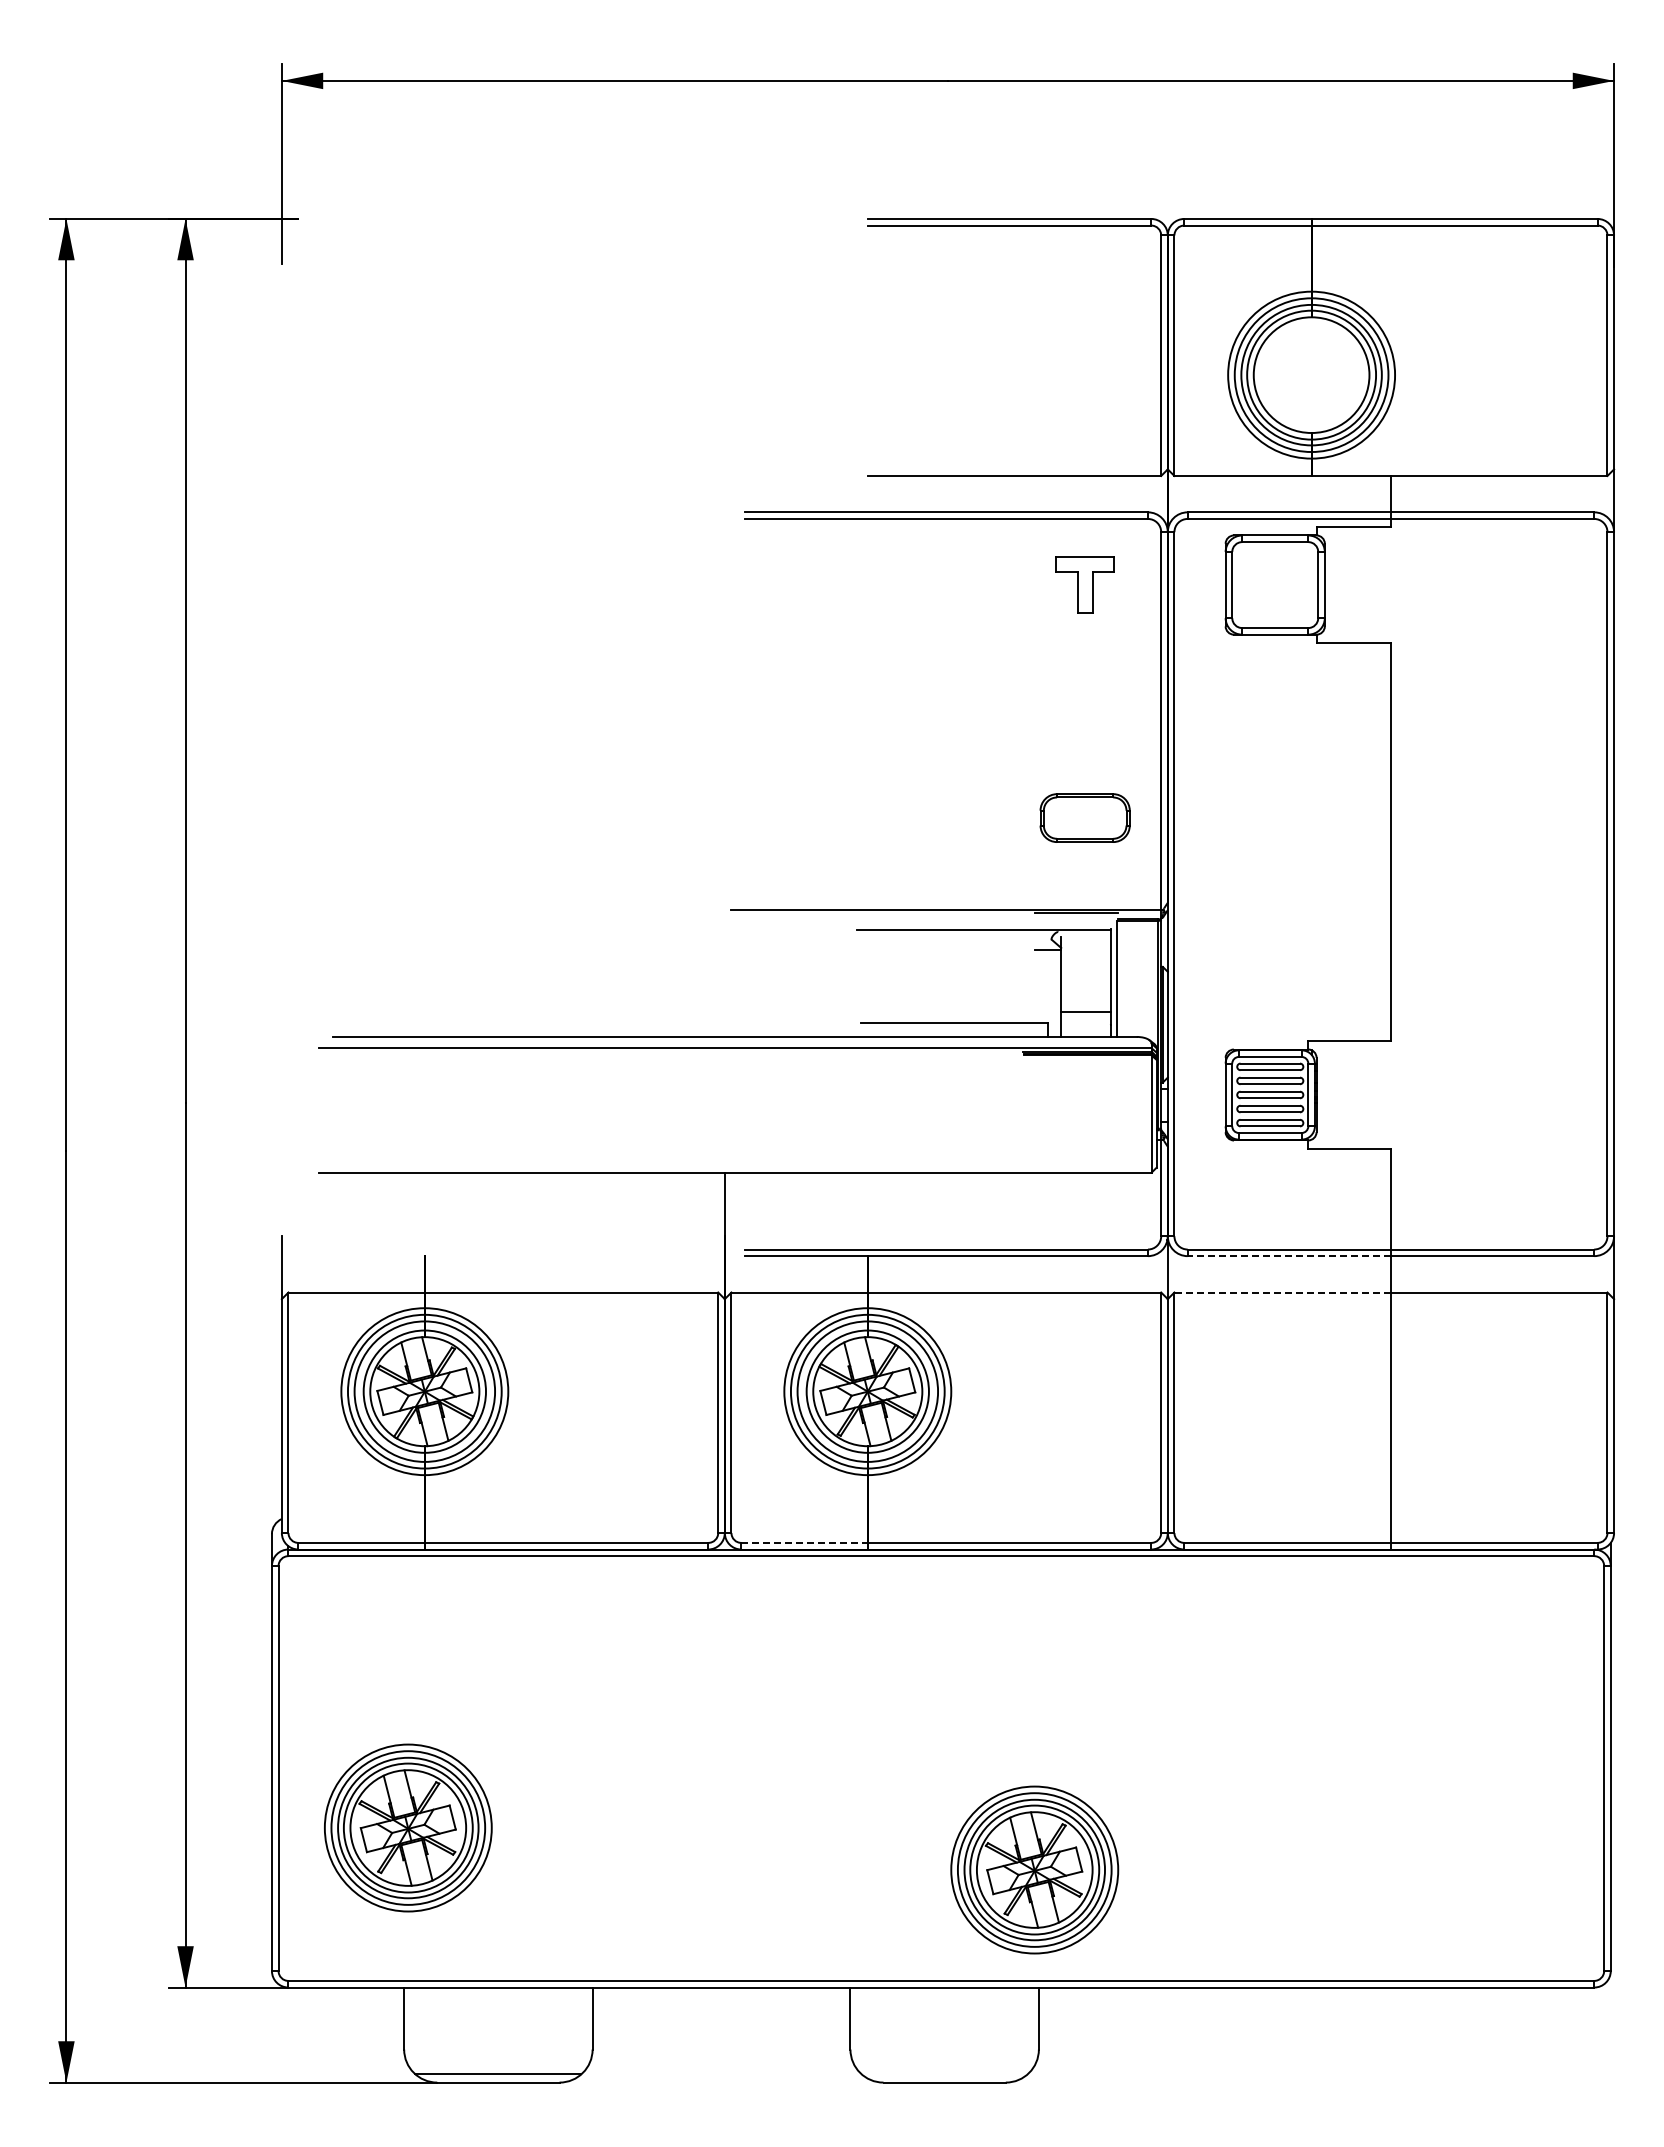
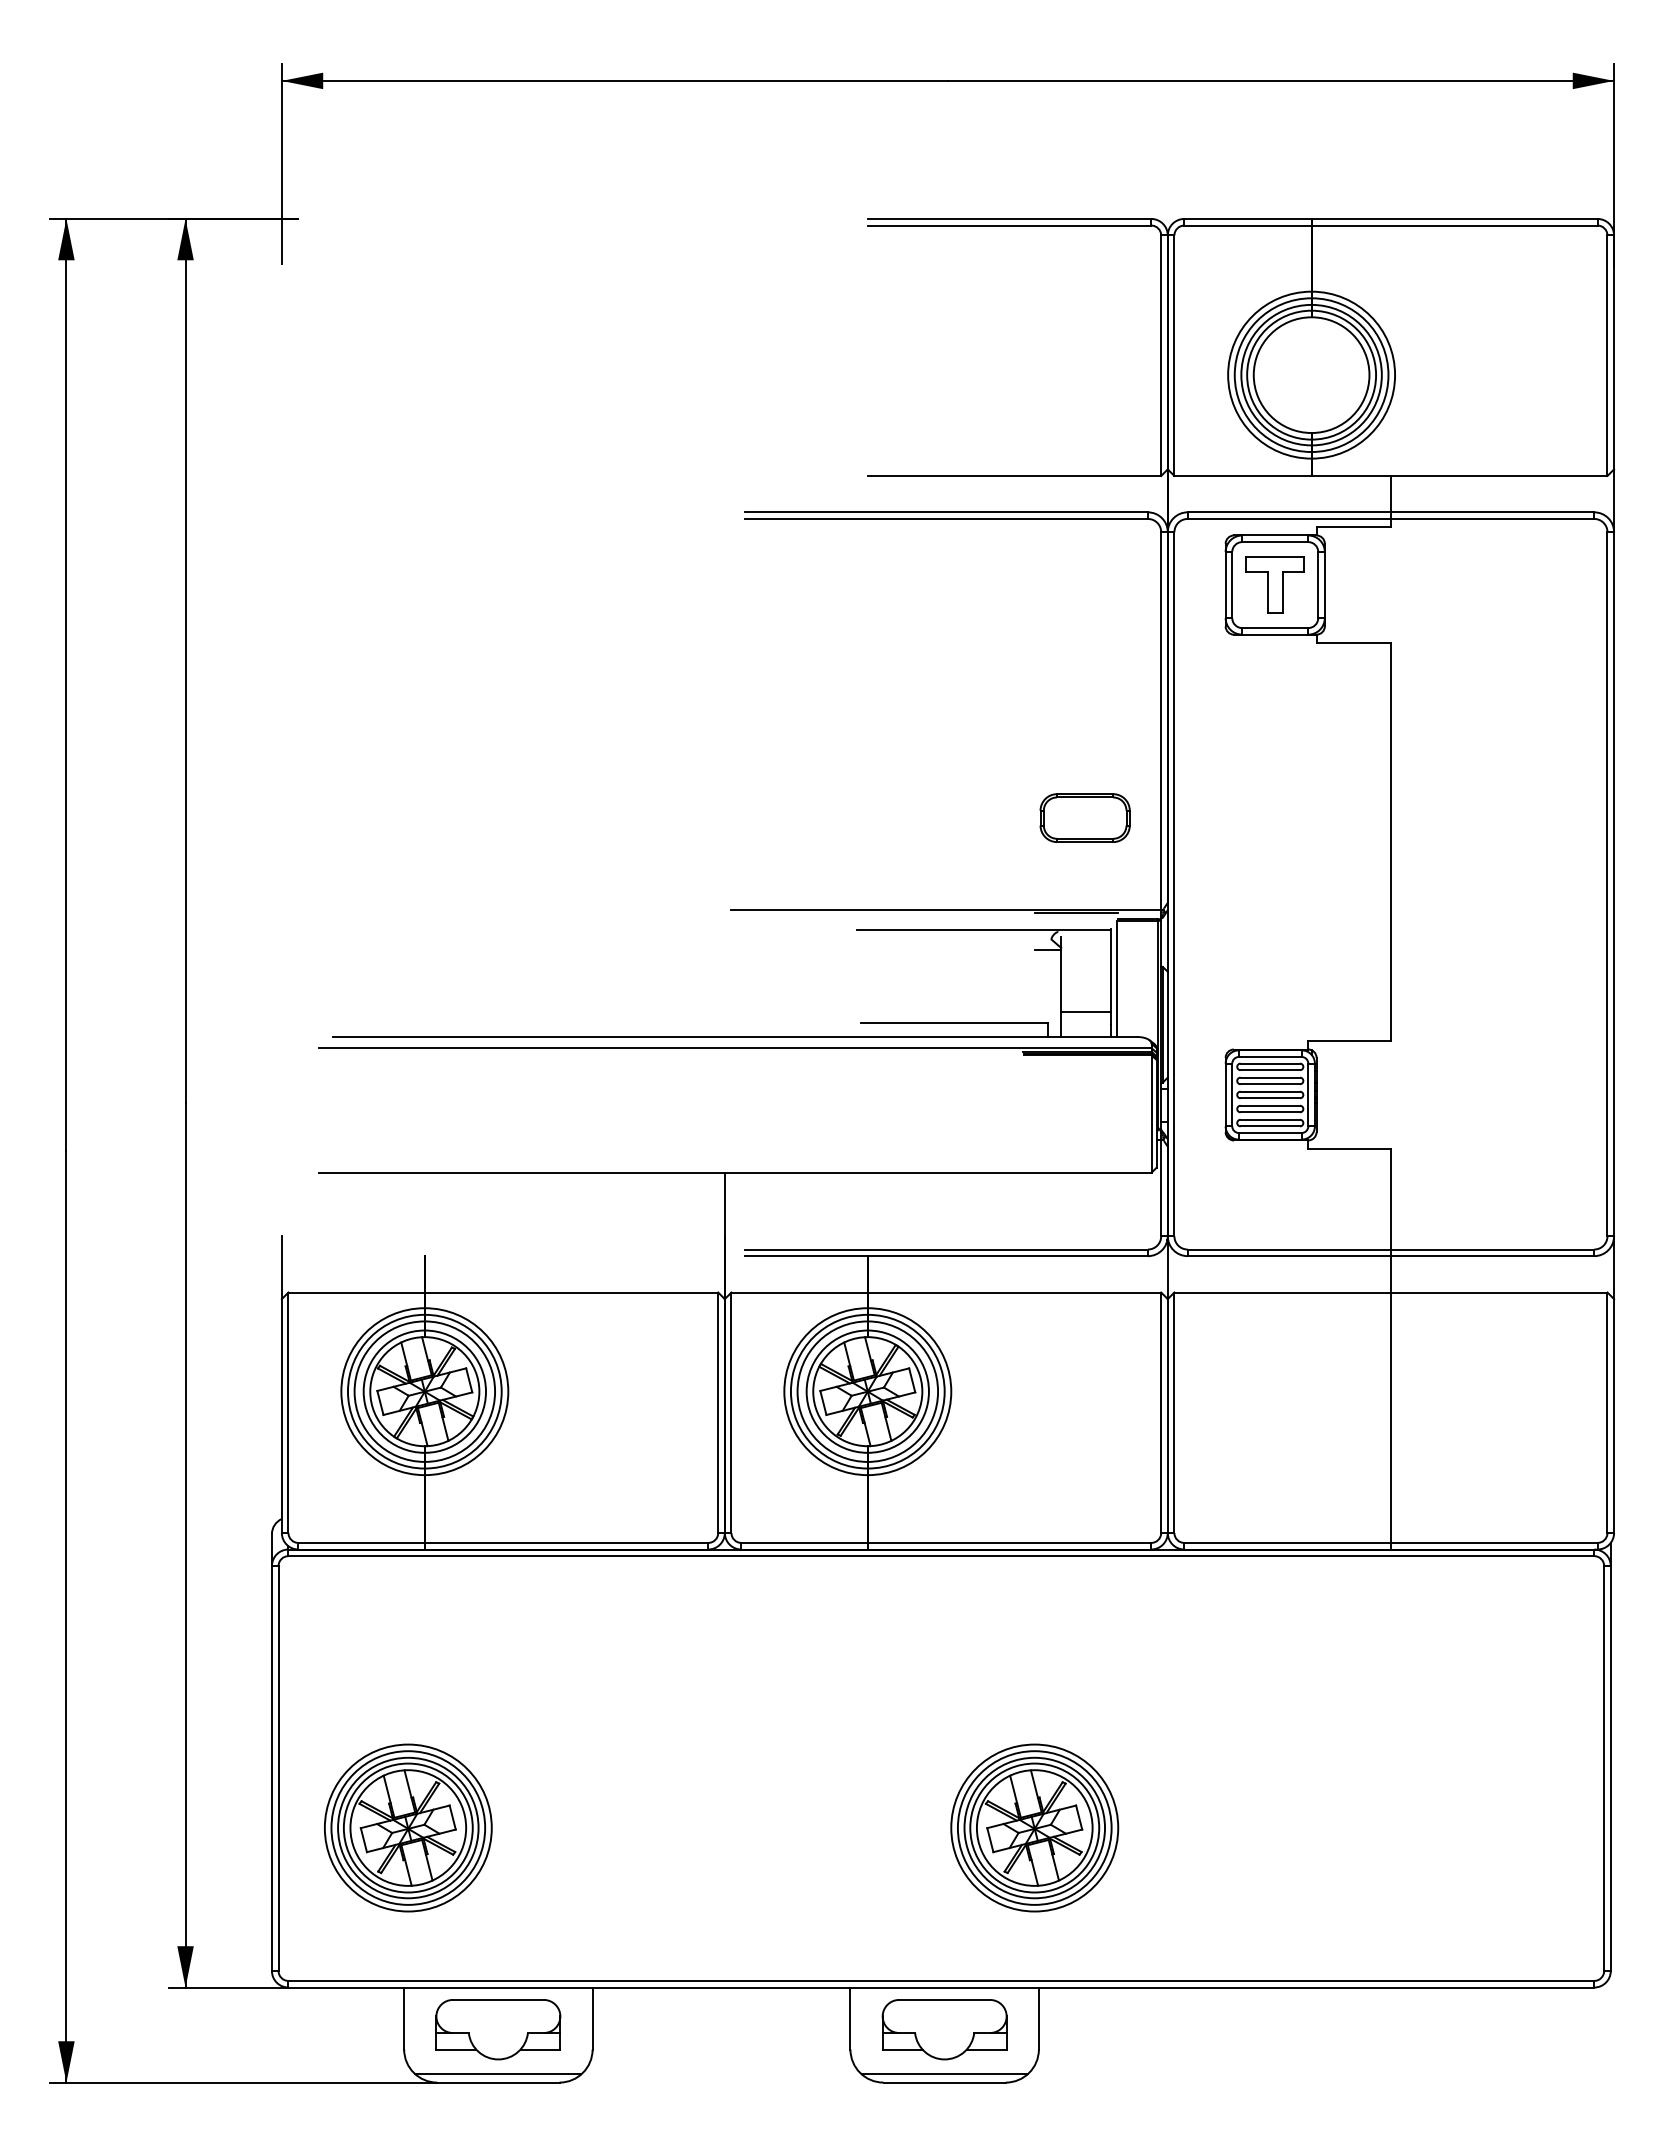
part position: (1084, 584) -> (1274, 584) (1274, 584)
line: dashed -> solid (1289, 1256)
line: dashed -> solid (1282, 1292)
line: dashed -> solid (805, 1542)
part position: (1034, 1869) -> (1034, 1827) (1034, 1827)
part: none -> present (498, 2029)
part: none -> present (944, 2029)
line: none -> present (944, 2074)
